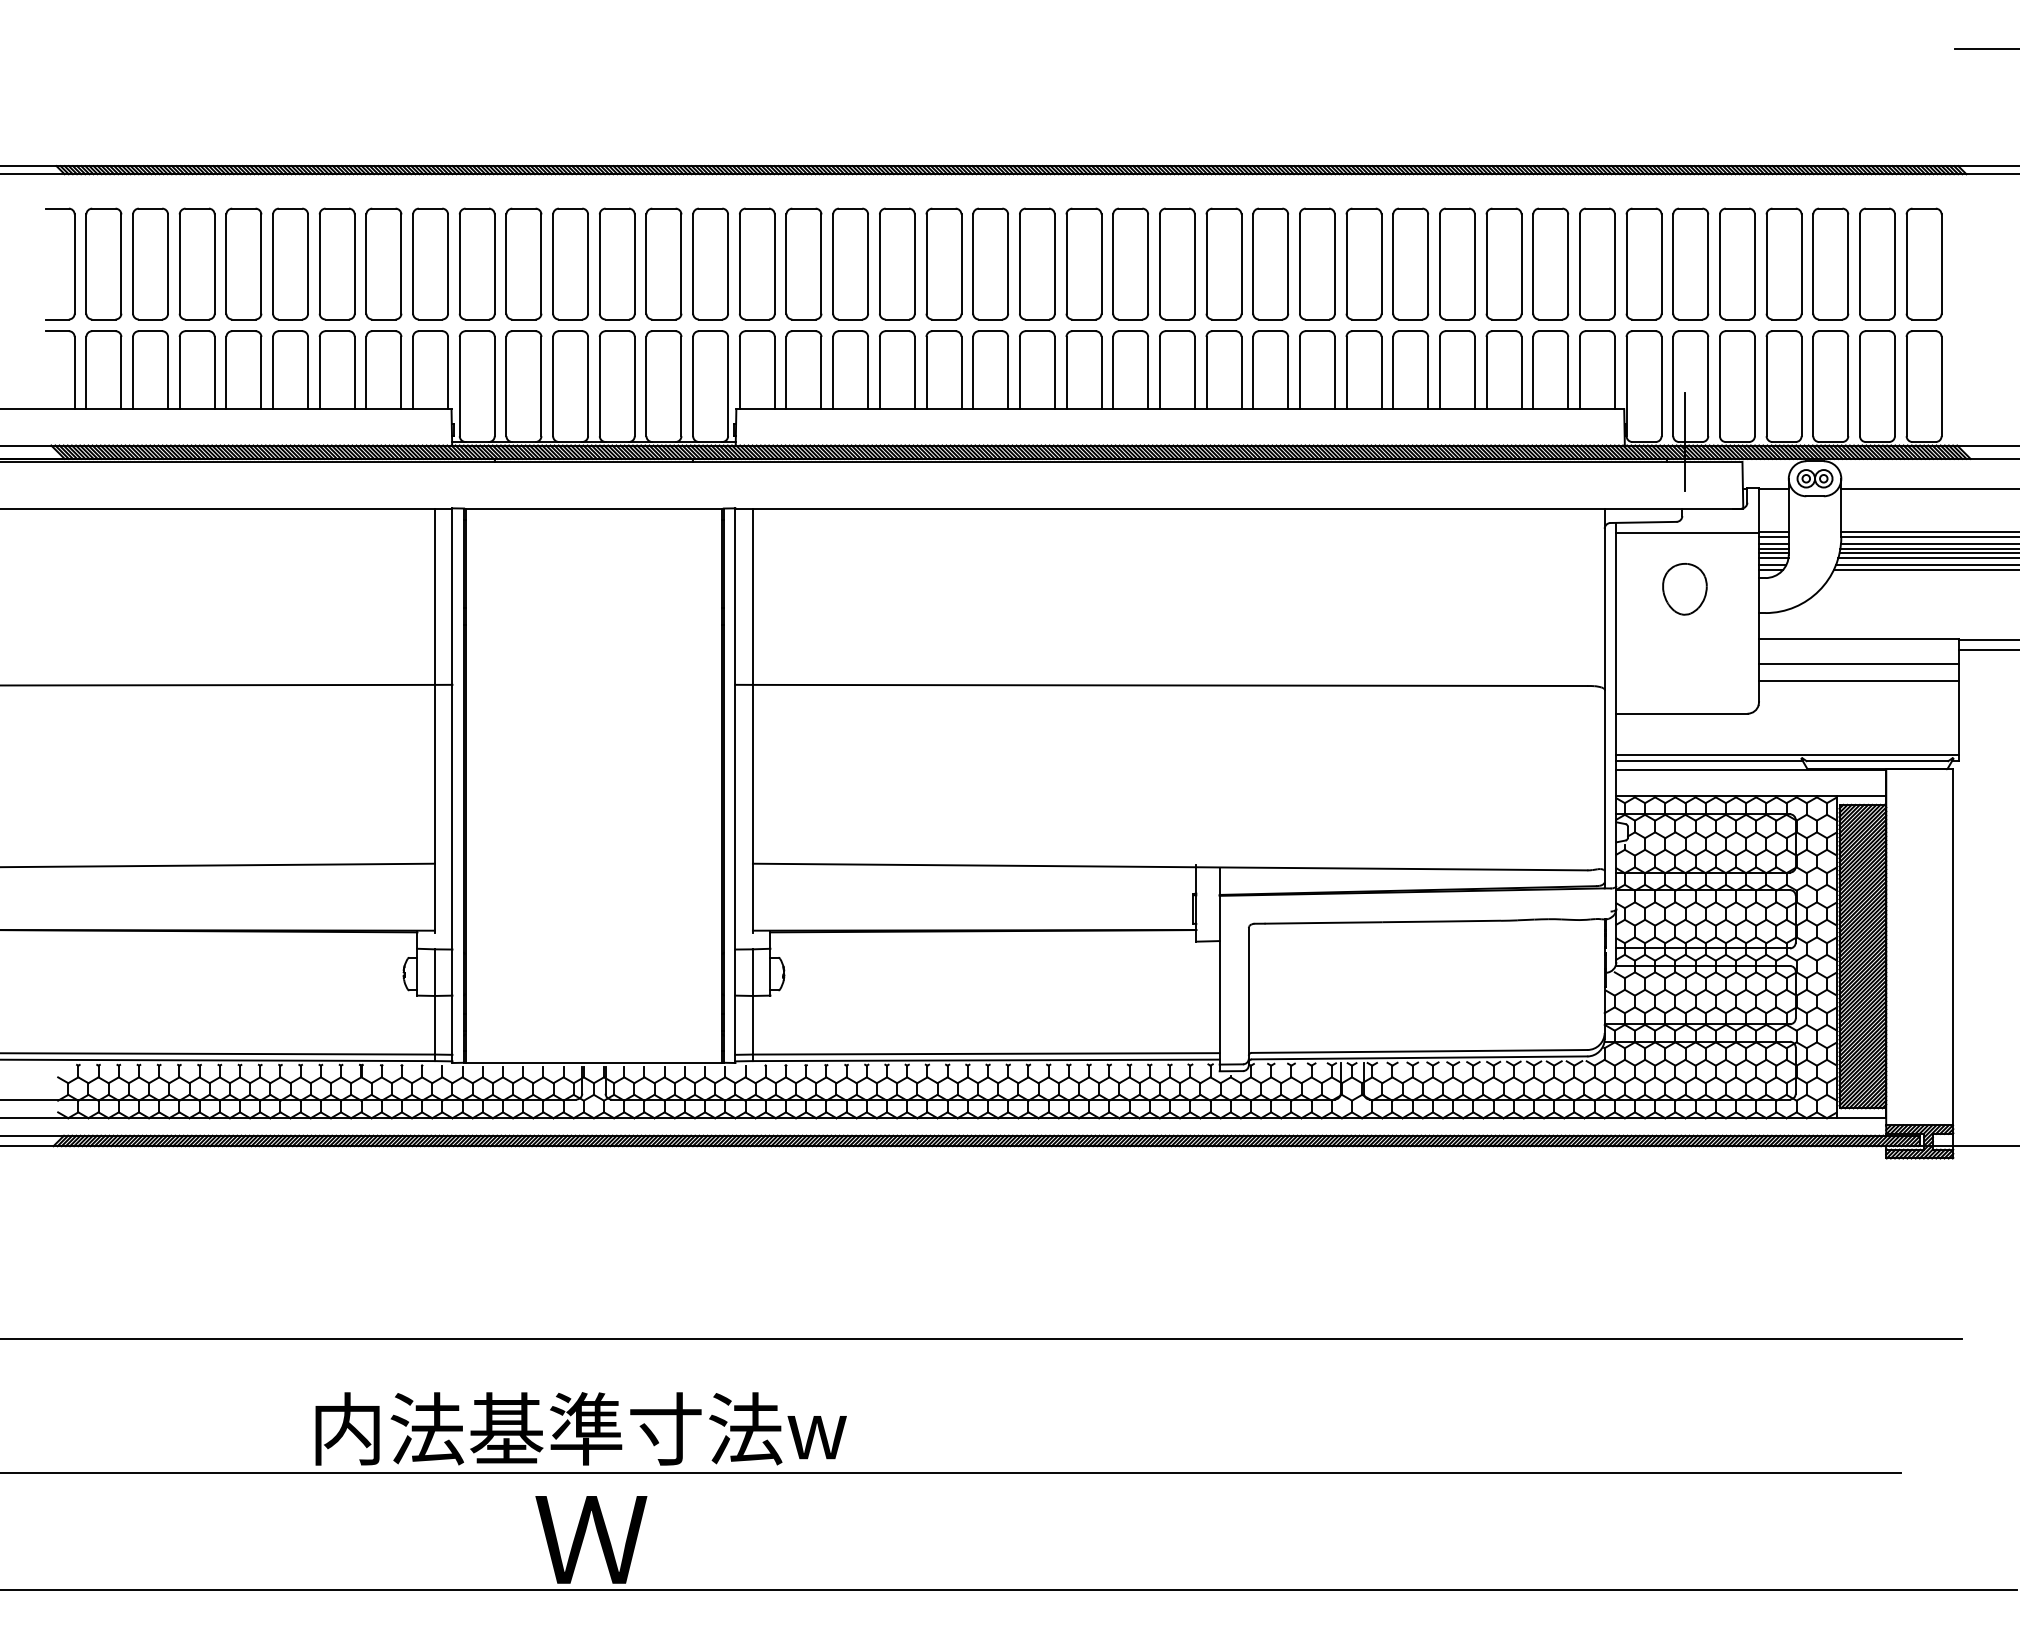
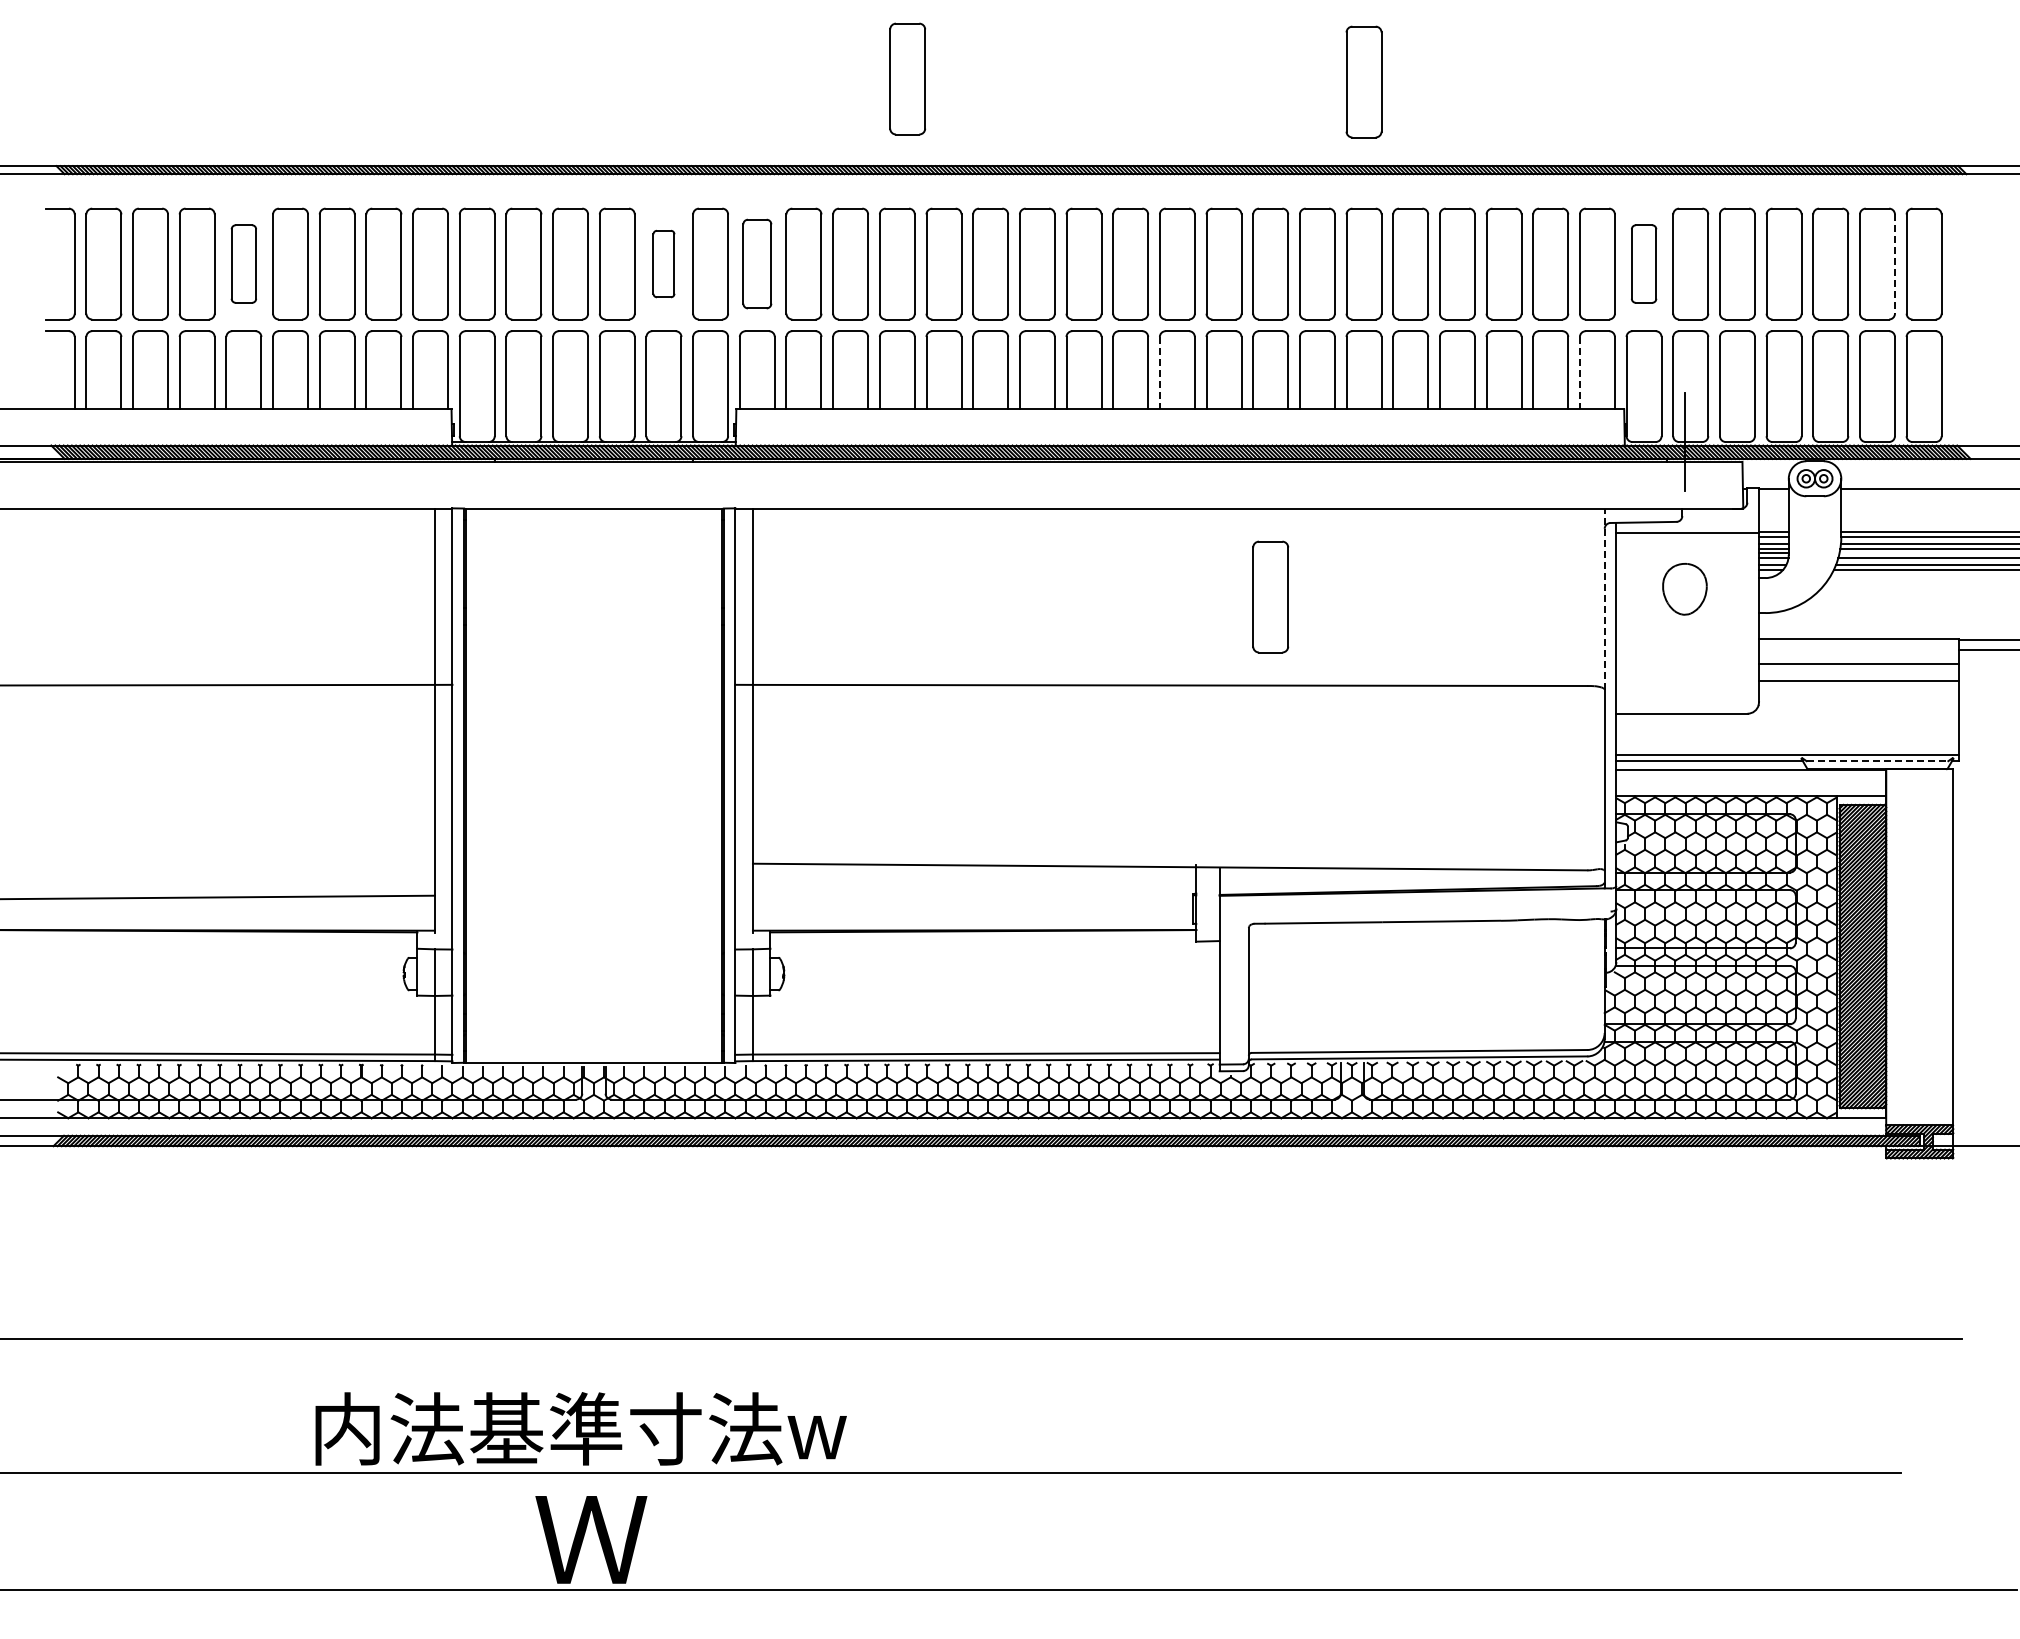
line: present -> none (1985, 49)
part: none -> present (907, 78)
part: none -> present (1363, 81)
part size: 38x114 px -> 27x80 px (243, 263)
part size: 38x114 px -> 24x70 px (663, 263)
part size: 37x114 px -> 31x92 px (757, 263)
part size: 38x114 px -> 27x80 px (1644, 263)
line: solid -> dashed (1894, 264)
line: solid -> dashed (1159, 373)
line: solid -> dashed (1579, 373)
line: present -> none (1927, 553)
part: none -> present (1270, 596)
line: solid -> dashed (1604, 599)
line: solid -> dashed (1877, 761)
line position: (218, 865) -> (218, 897) (218, 897)
